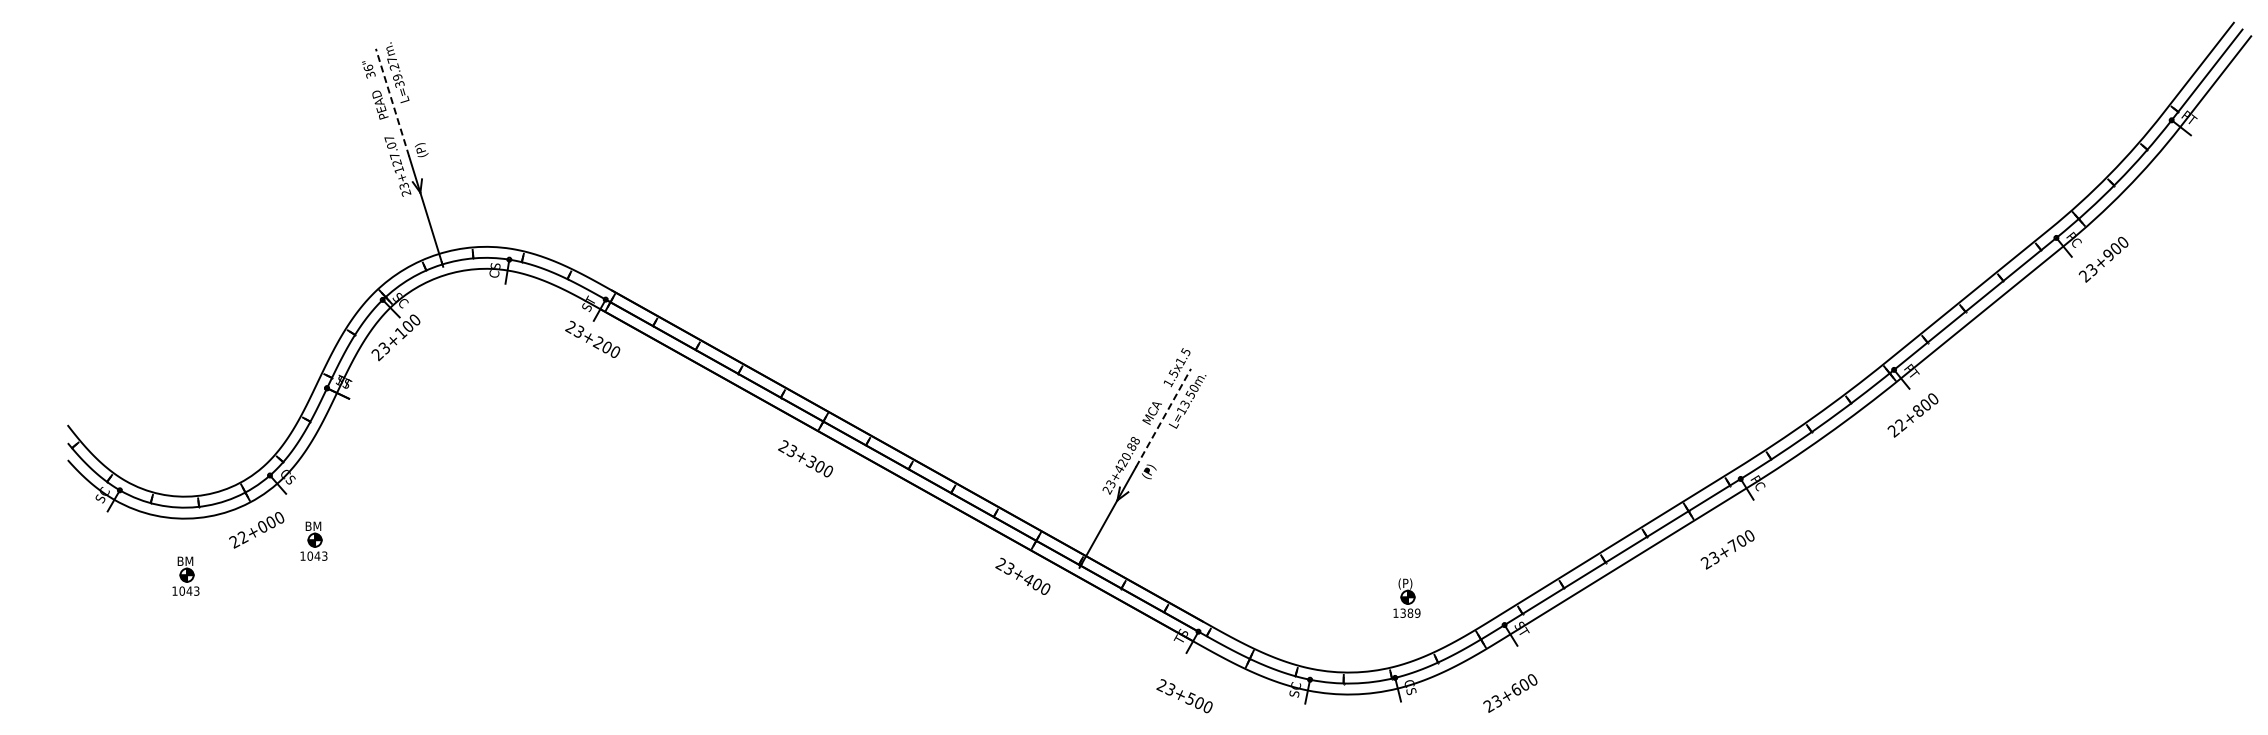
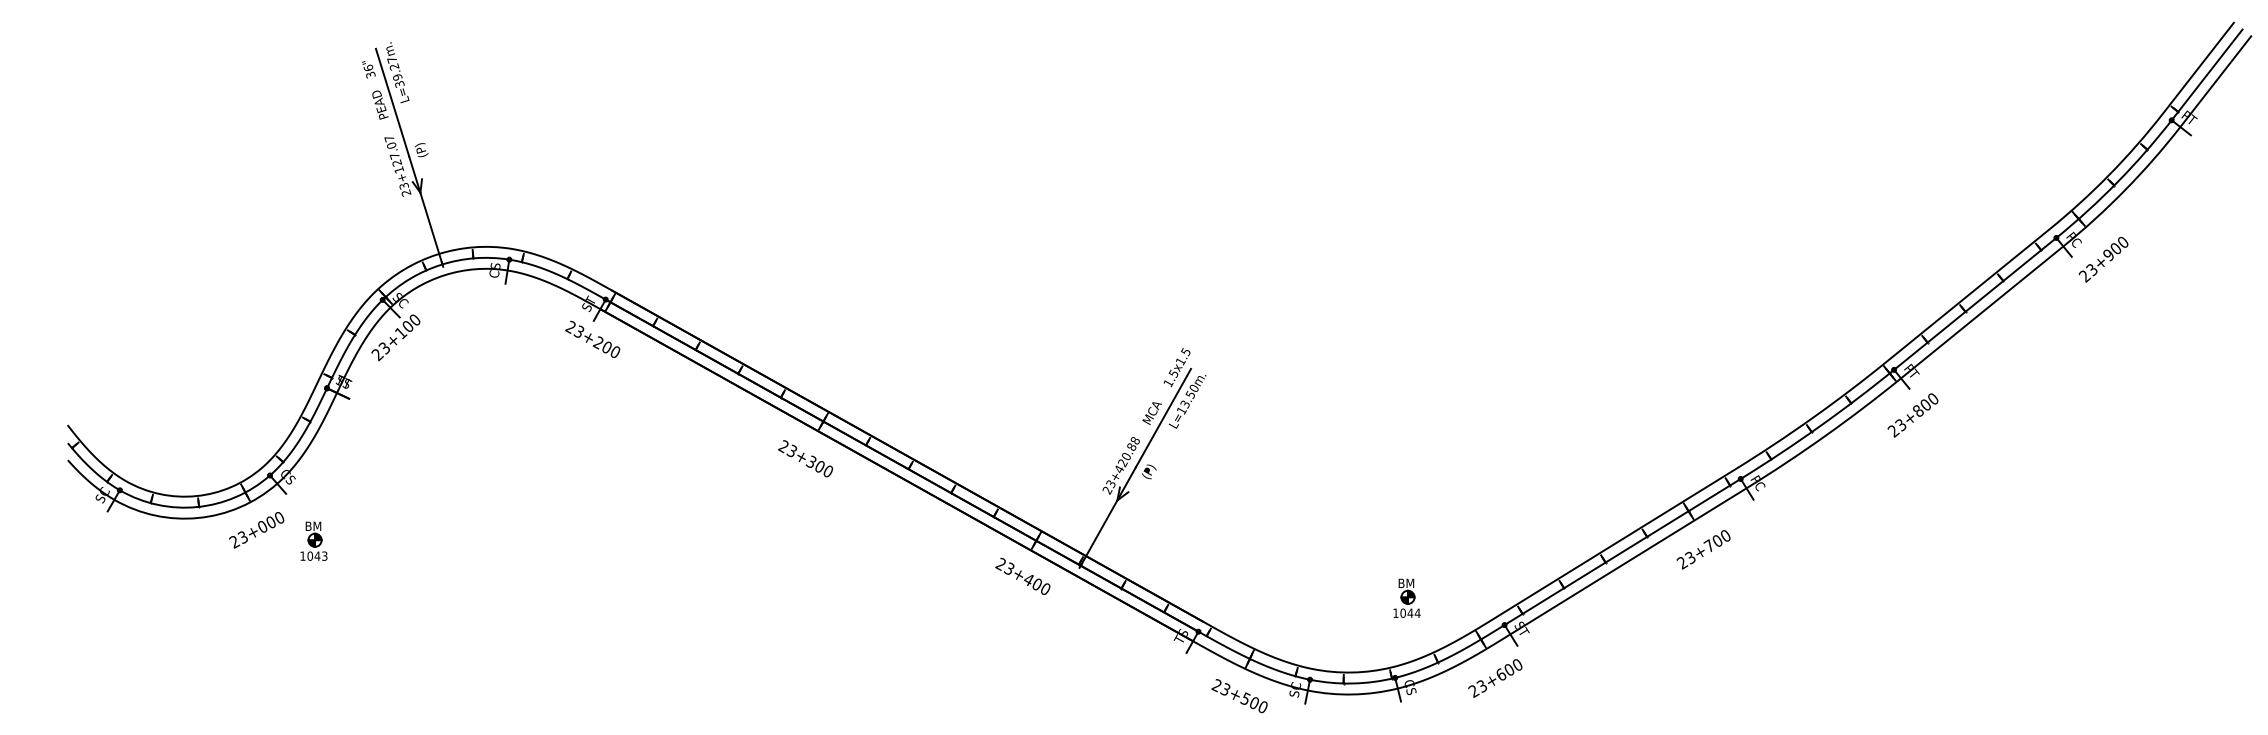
line: dashed -> solid (392, 102)
line: dashed -> solid (1163, 417)
text: 22+800 -> 23+800 (1901, 425)
text: 22+000 -> 23+000 (242, 537)
text position: (1727, 549) -> (1703, 549) (1703, 549)
part: present -> none (185, 575)
text: (P) -> BM (1406, 583)
text: 1389 -> 1044 (1410, 612)
text position: (1510, 693) -> (1495, 678) (1495, 678)
text position: (1184, 696) -> (1239, 696) (1239, 696)
